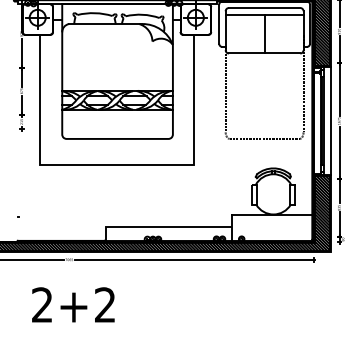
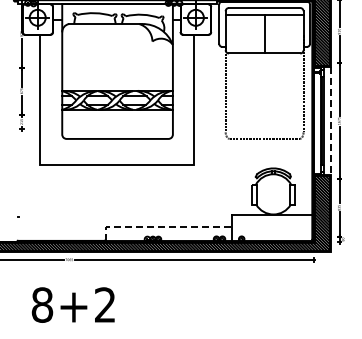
line: solid -> dashed (331, 121)
line: solid -> dashed (161, 227)
text: 2+2 -> 8+2 (42, 304)
